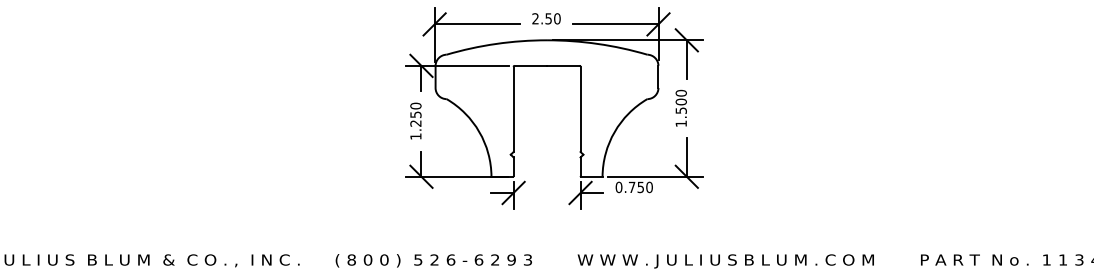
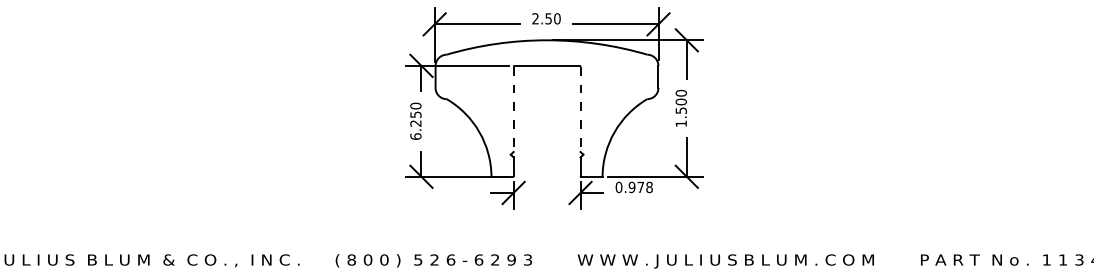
line: solid -> dashed (513, 109)
line: solid -> dashed (580, 109)
text: 1.250 -> 6.250 (415, 136)
text: 0.750 -> 0.978 (640, 187)
